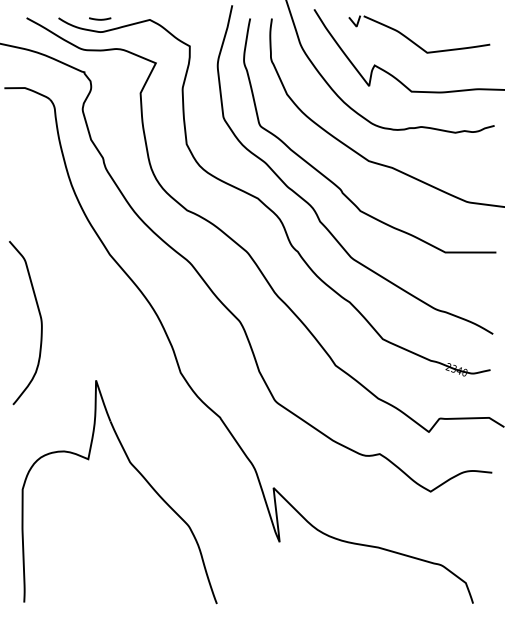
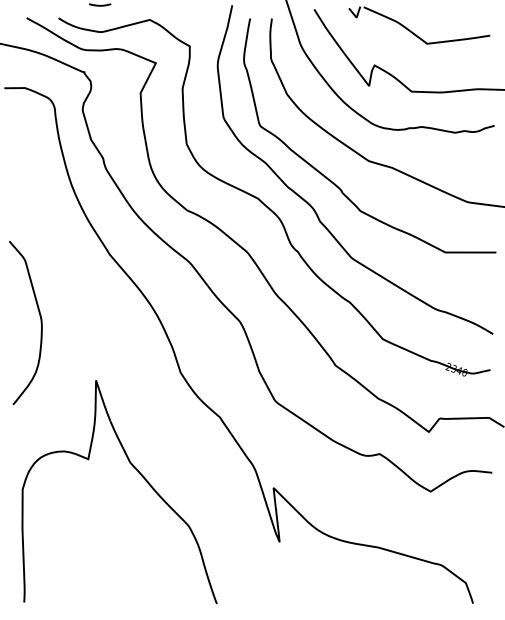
line position: (99, 18) -> (99, 4) (99, 4)
part position: (415, 42) -> (415, 33) (415, 33)
